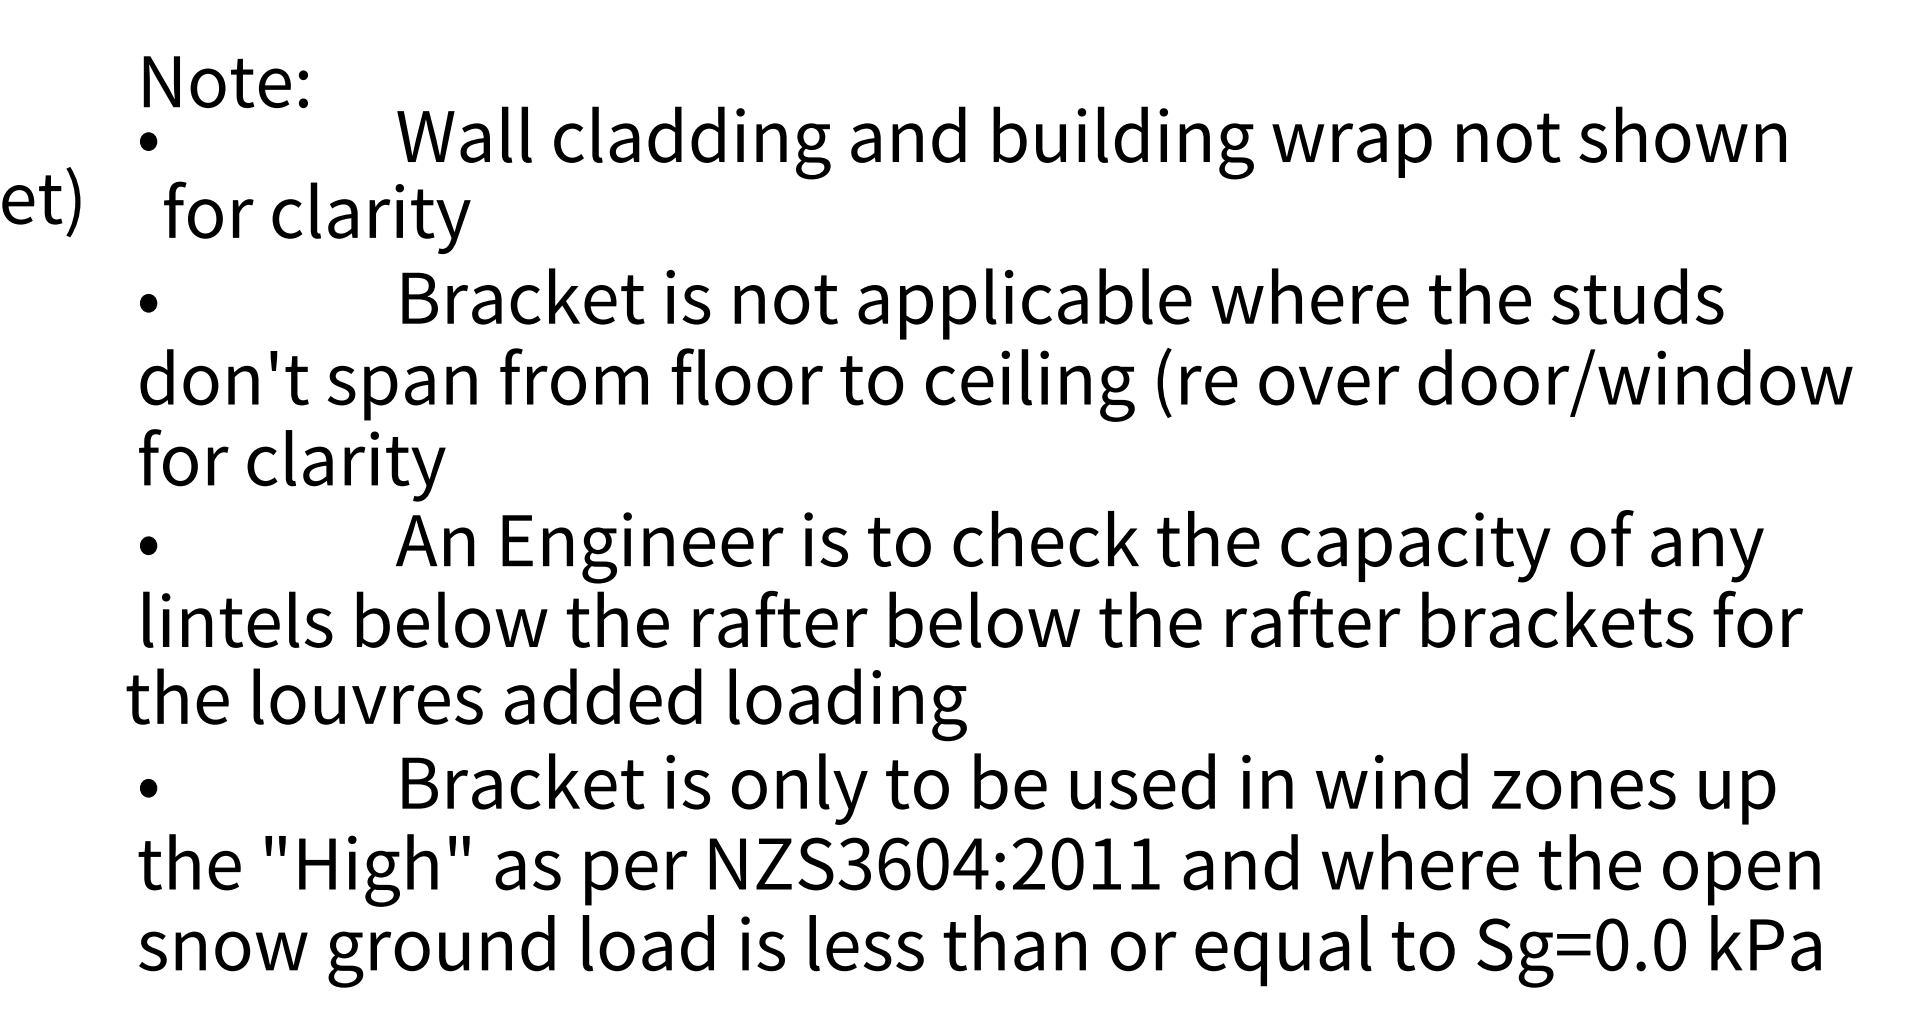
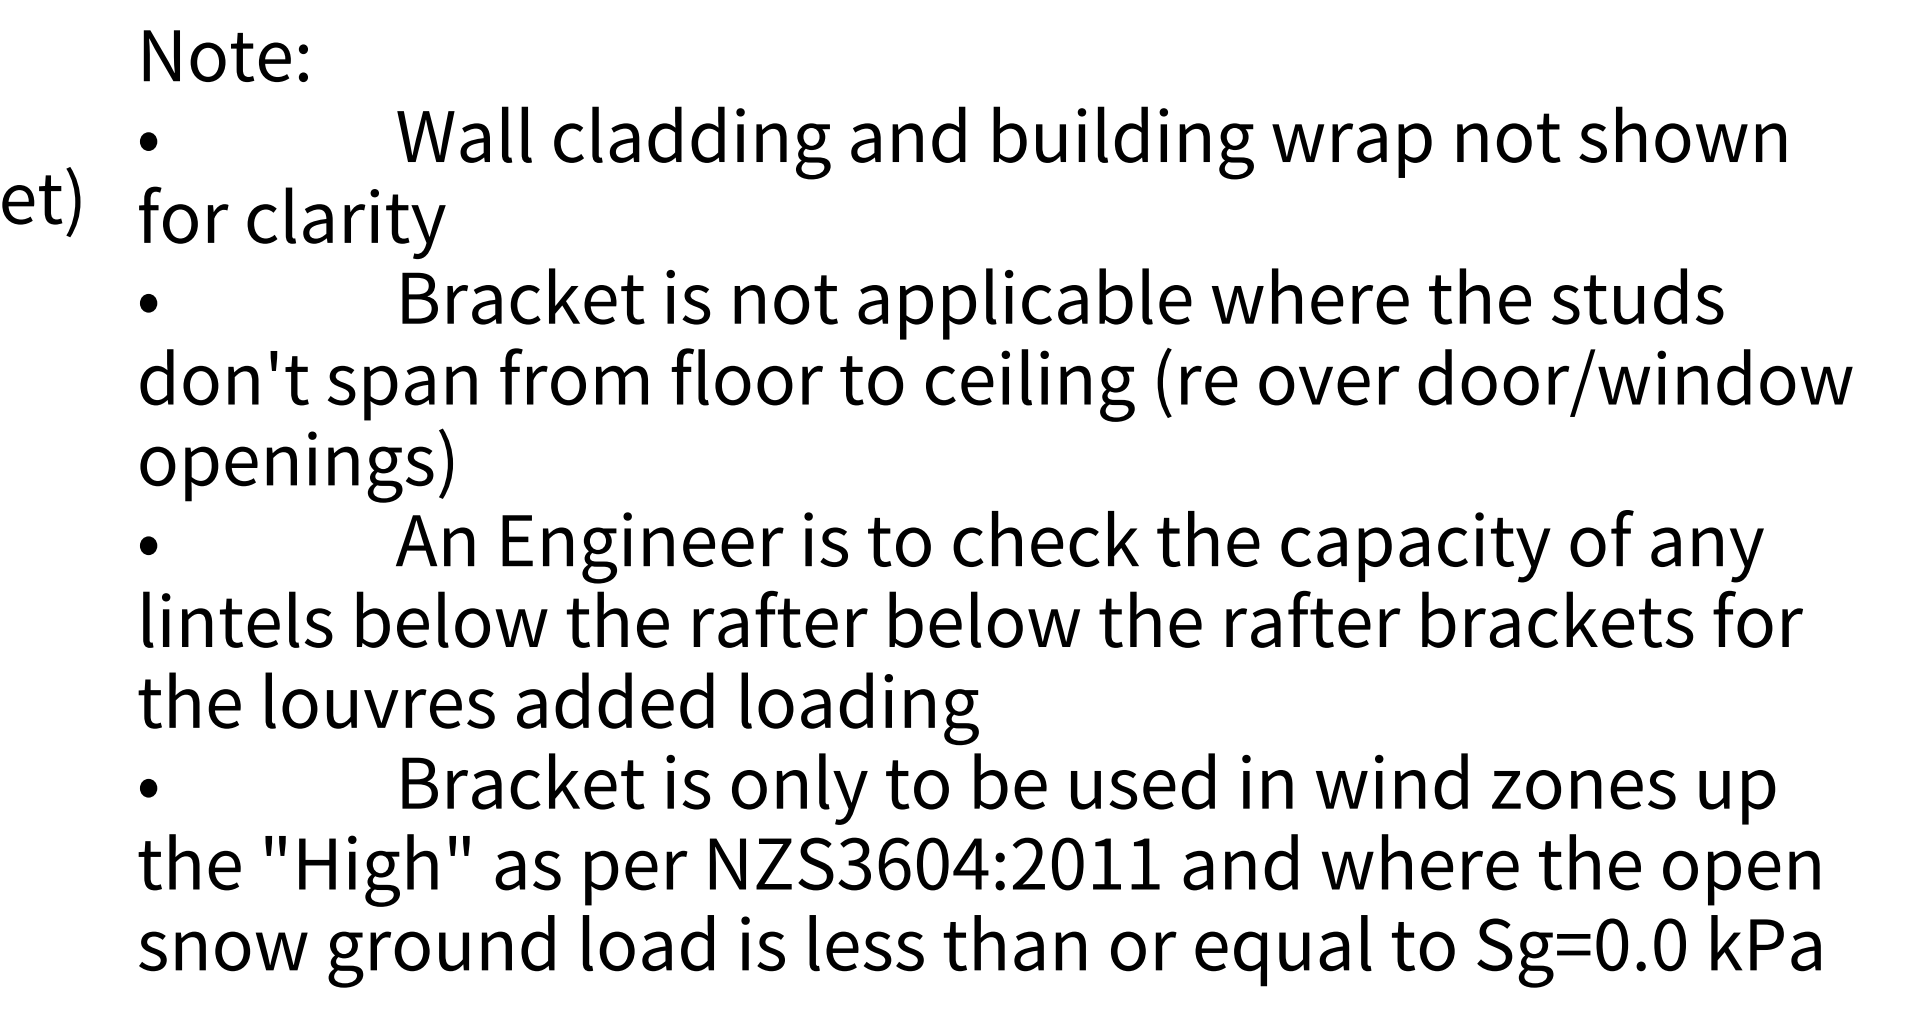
text position: (225, 81) -> (225, 55) (225, 55)
text position: (317, 217) -> (292, 222) (292, 222)
text: for clarity -> openings) (295, 465)
text position: (546, 704) -> (558, 708) (558, 708)
